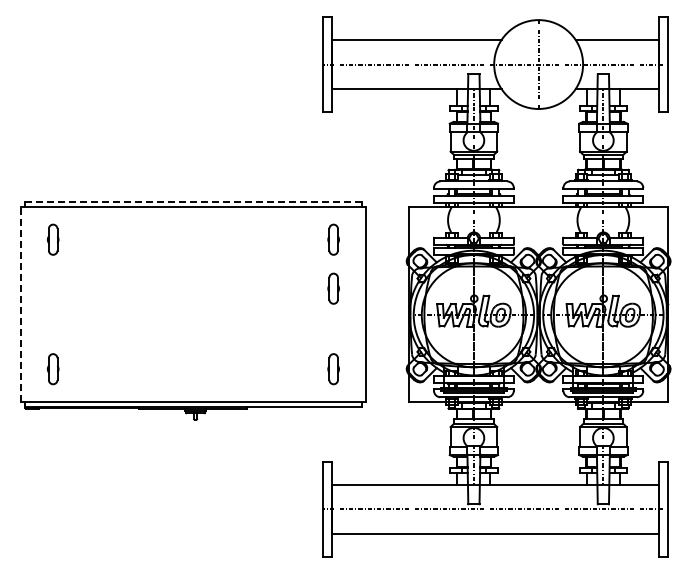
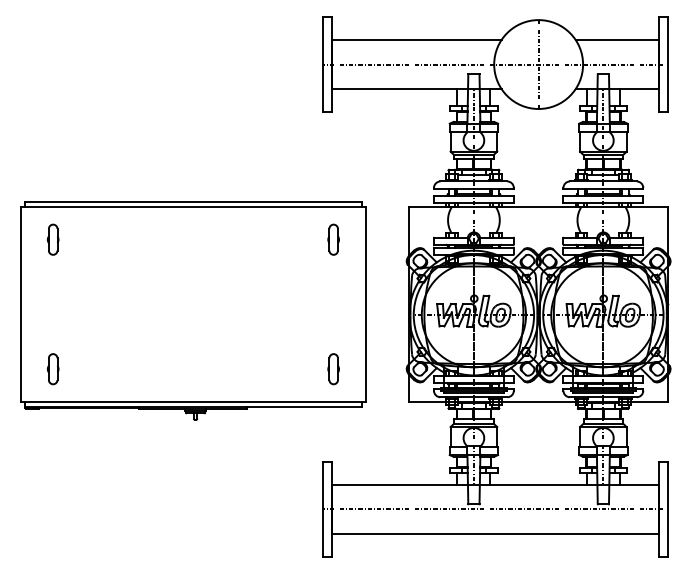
line: dashed -> solid (192, 201)
part: present -> none (333, 288)
line: dashed -> solid (20, 303)
